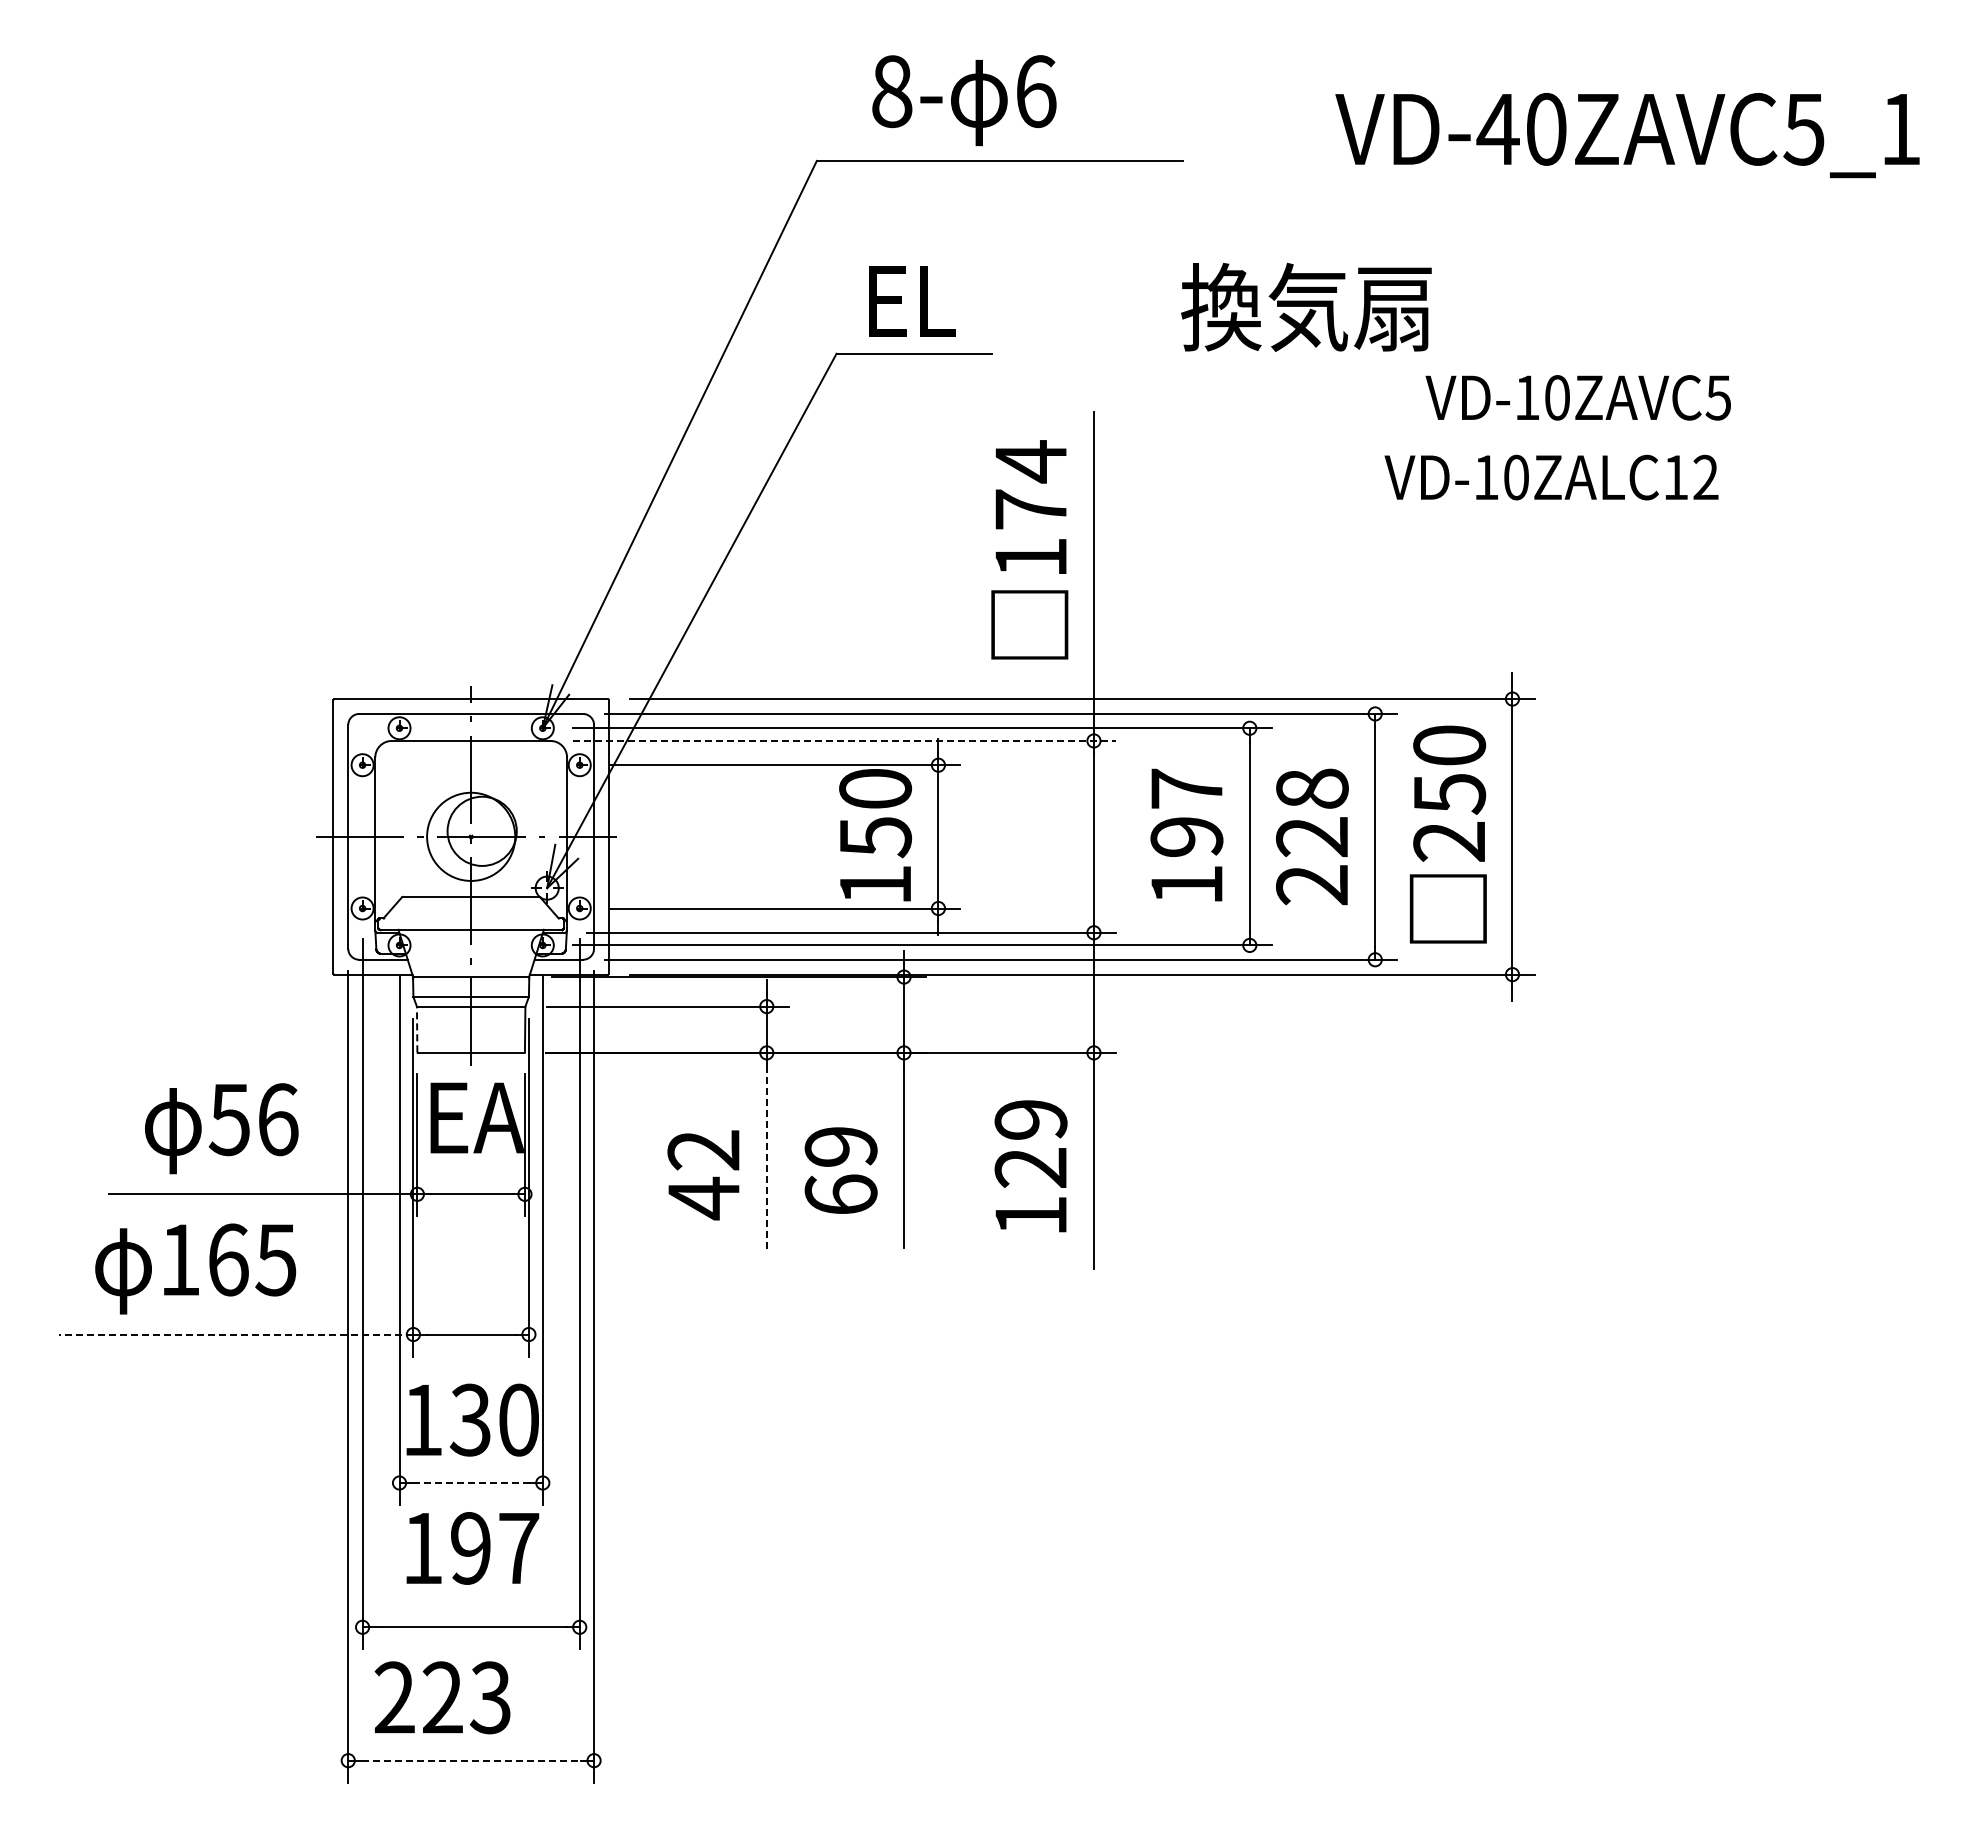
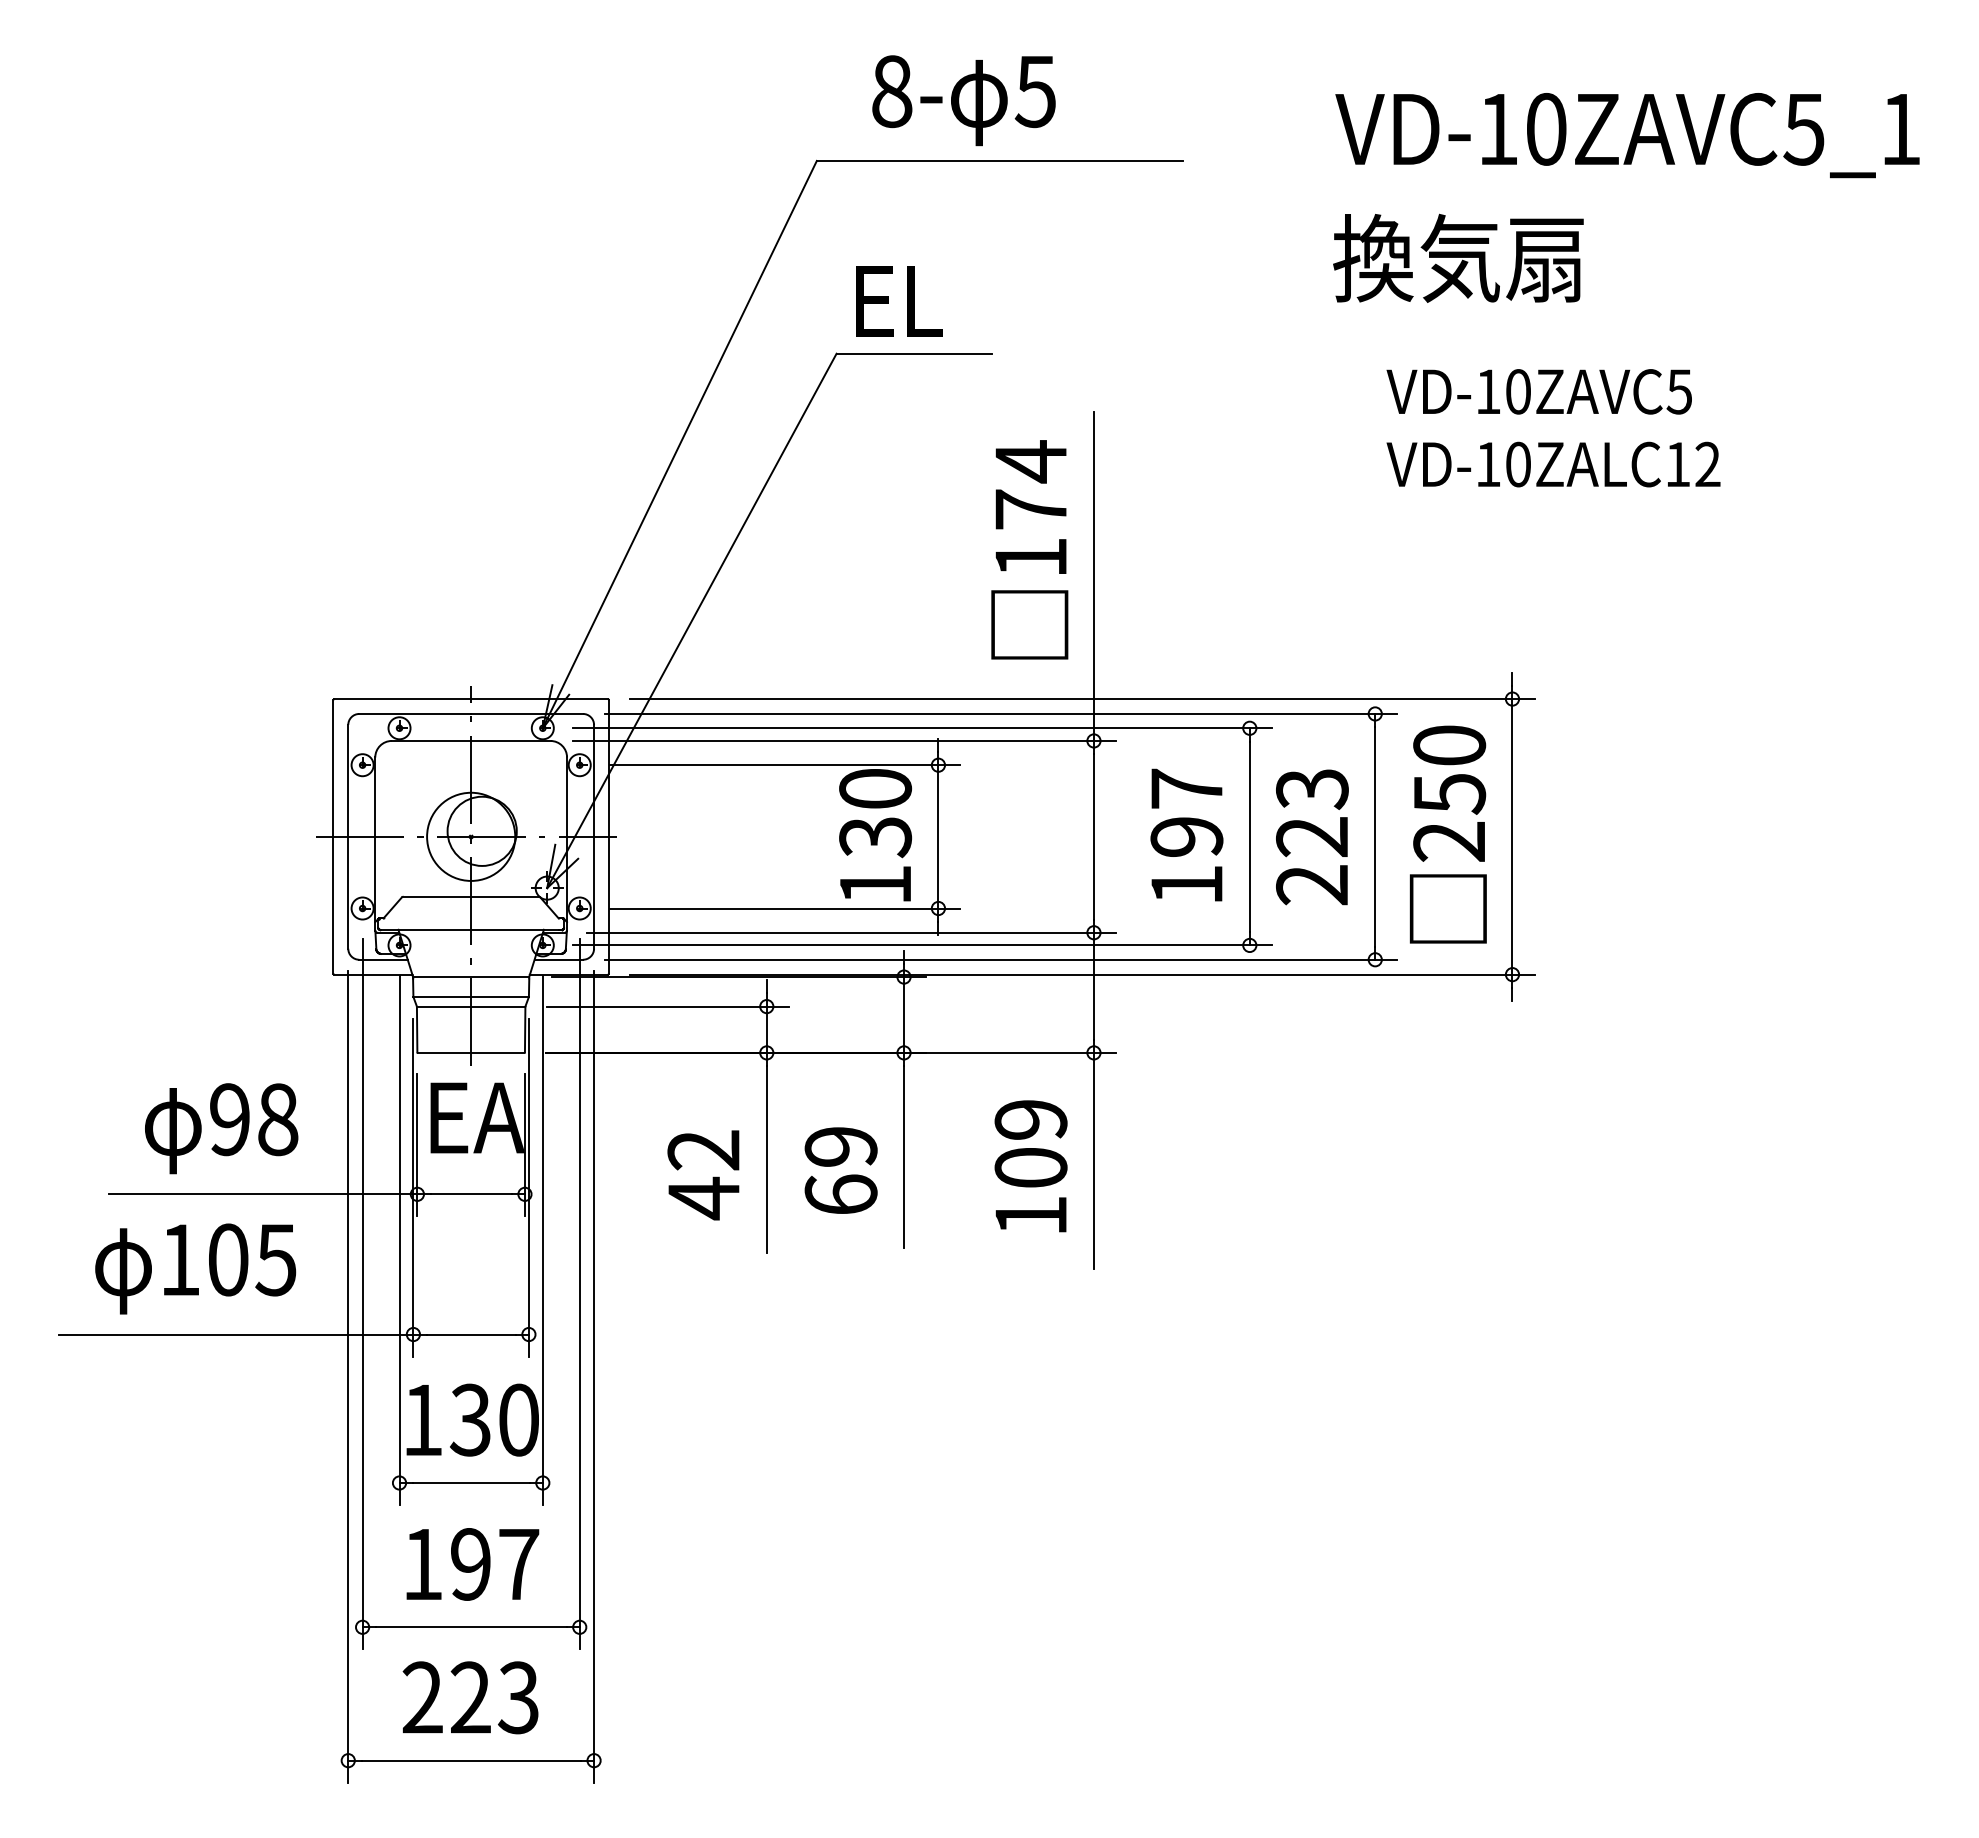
text: 6 -> 5 (1035, 91)
text: VD-40ZAVC5_1 -> VD-10ZAVC5_1 (1497, 129)
text position: (912, 301) -> (899, 301) (899, 301)
text position: (1306, 306) -> (1458, 257) (1458, 257)
text position: (1577, 397) -> (1538, 391) (1538, 391)
text position: (1551, 477) -> (1553, 464) (1553, 464)
line: dashed -> solid (844, 740)
text: 228 -> 223 (1312, 789)
text: 150 -> 130 (875, 837)
line: dashed -> solid (417, 1029)
text: 56 -> 98 (253, 1119)
line: dashed -> solid (766, 1159)
text: 129 -> 109 (1030, 1167)
text: 165 -> 105 (228, 1259)
line: dashed -> solid (235, 1334)
line: dashed -> solid (471, 1483)
text position: (472, 1548) -> (472, 1564) (472, 1564)
text position: (442, 1697) -> (470, 1697) (470, 1697)
line: dashed -> solid (471, 1760)
